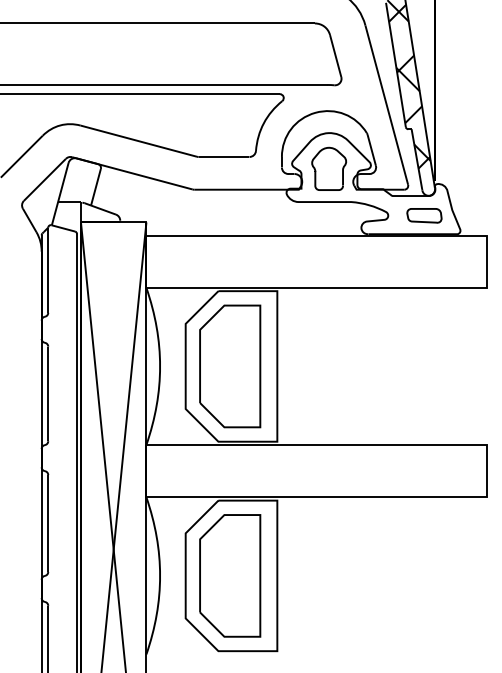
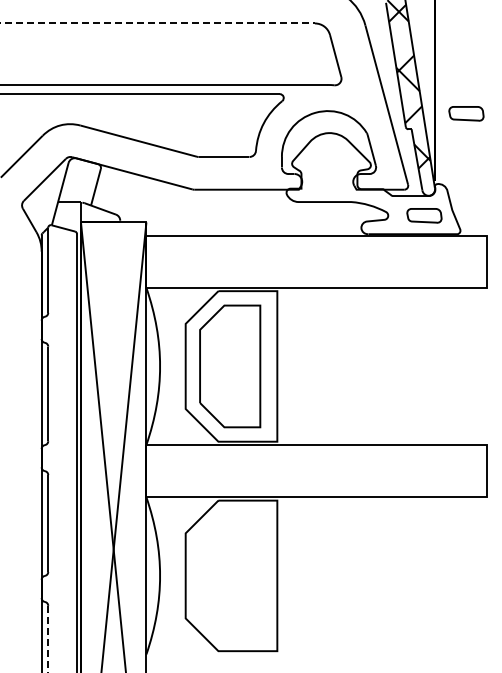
line: solid -> dashed (158, 23)
part: none -> present (466, 113)
curve: present -> none (342, 168)
part: present -> none (230, 575)
line: solid -> dashed (48, 639)
